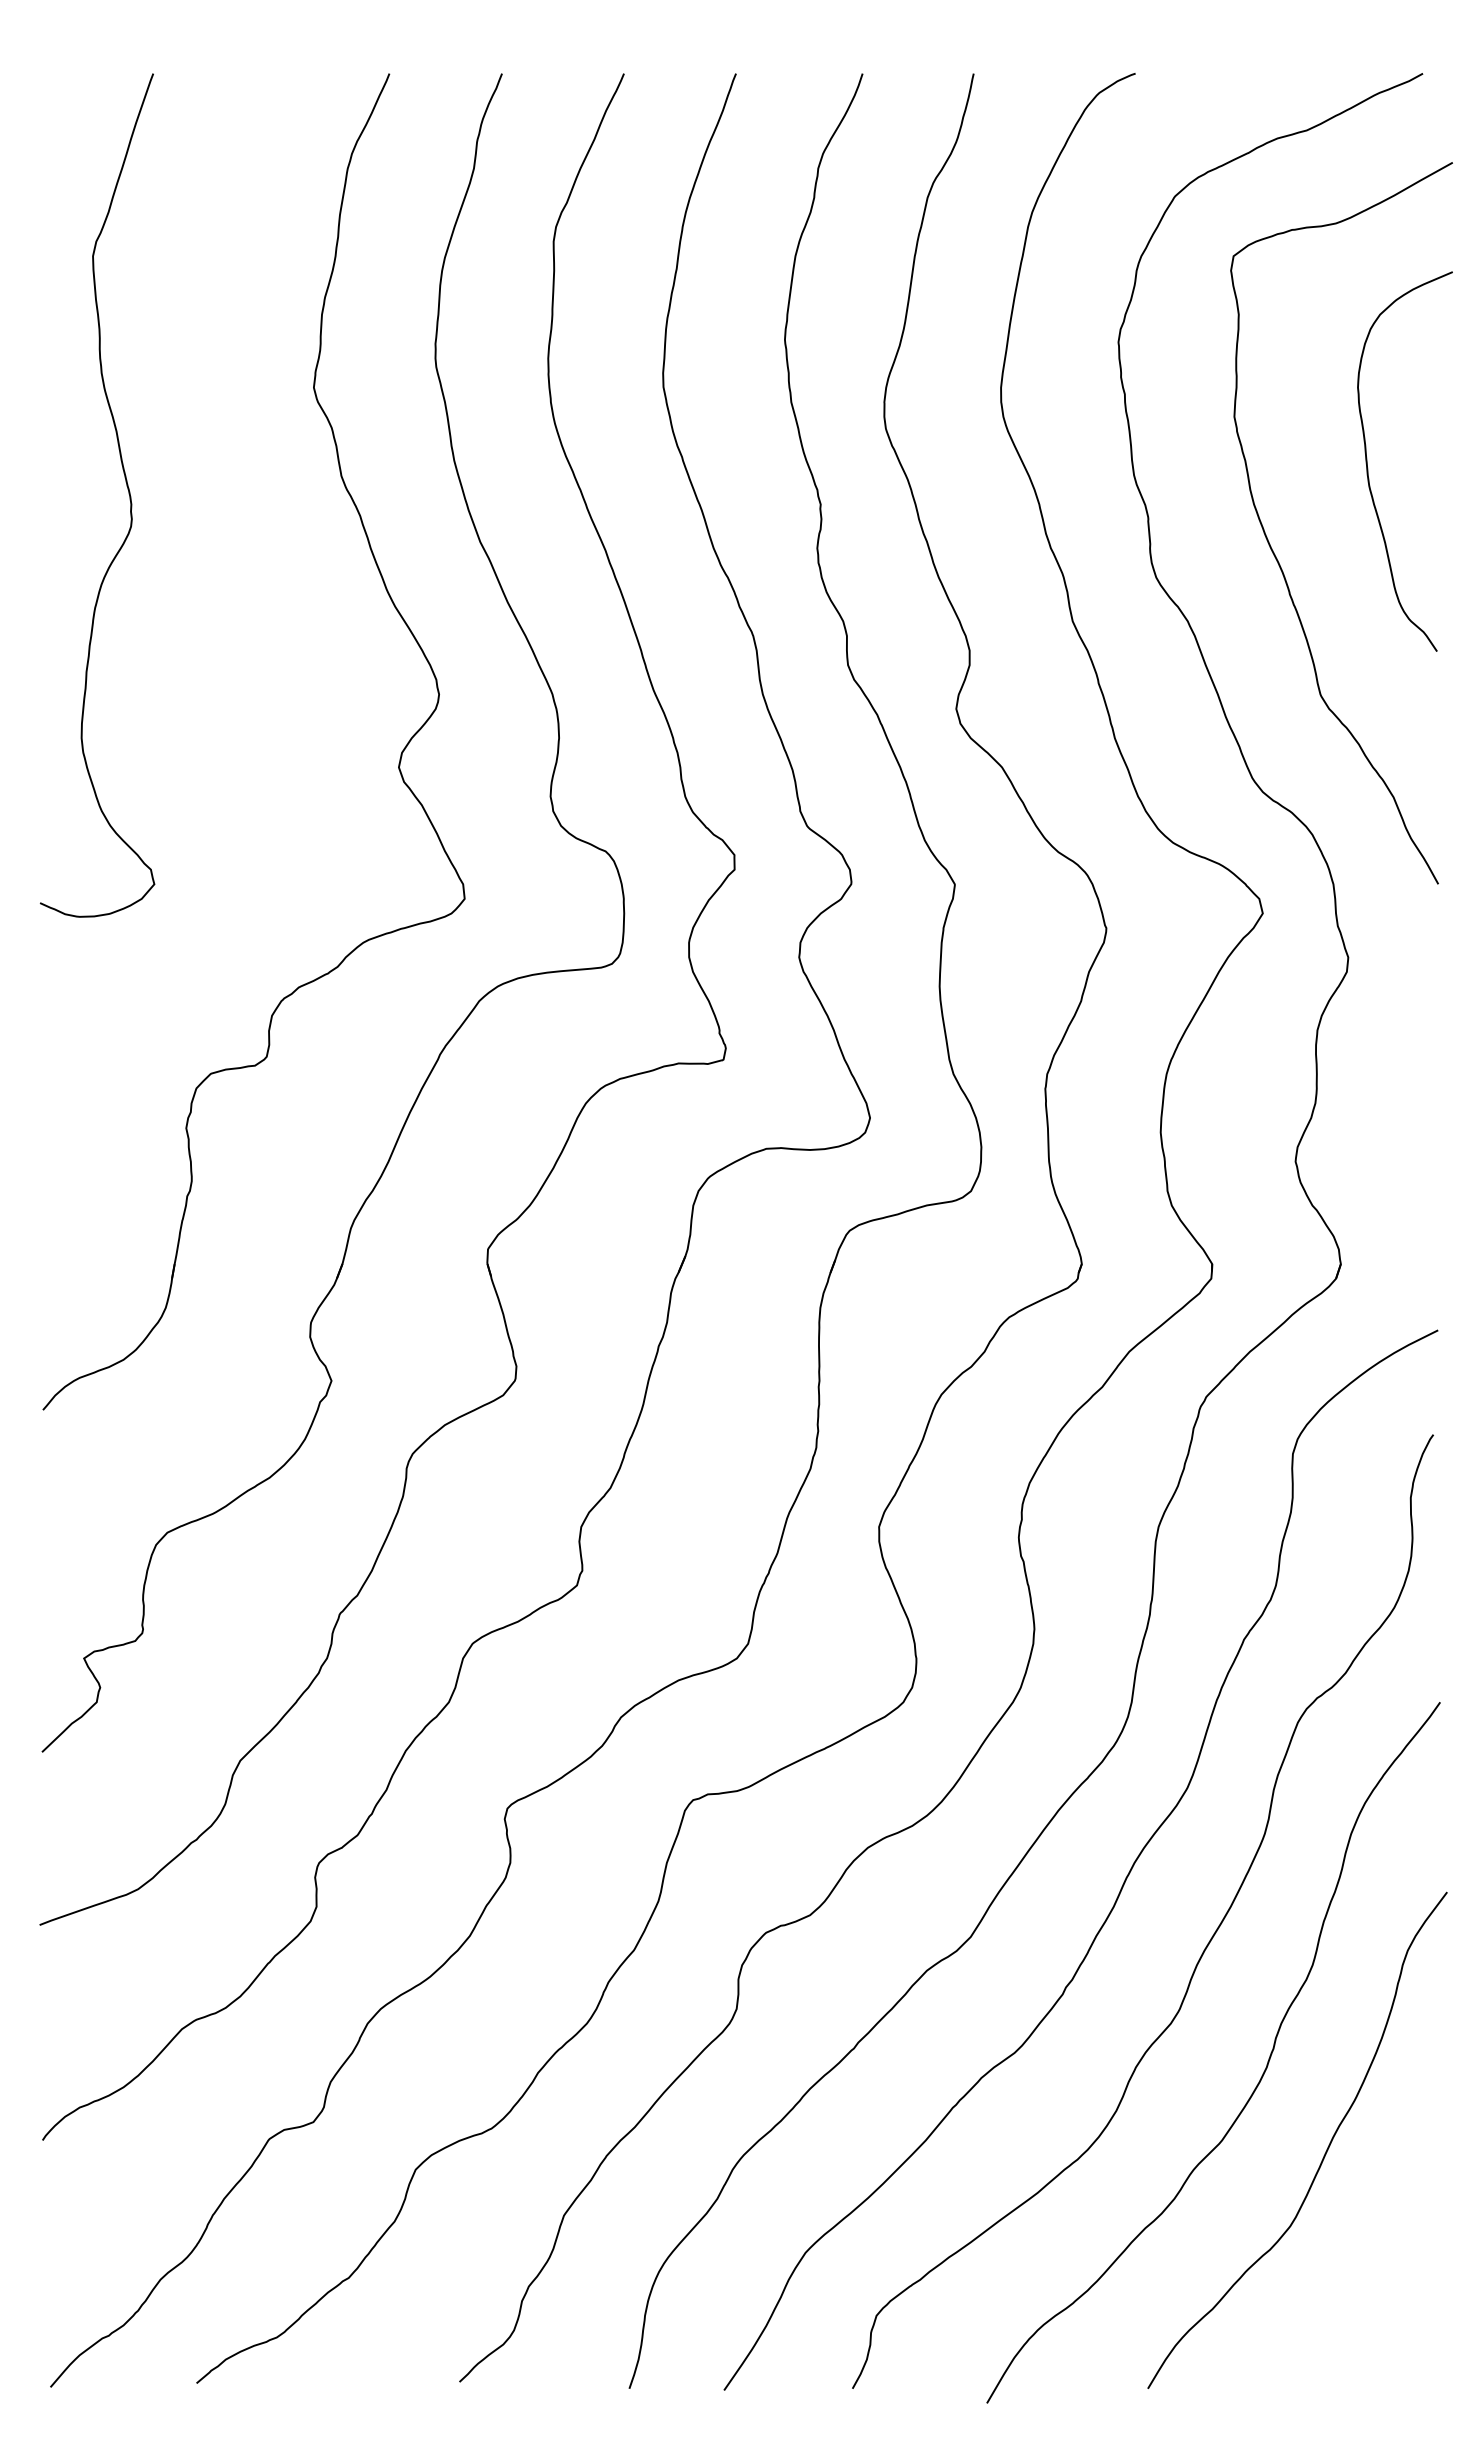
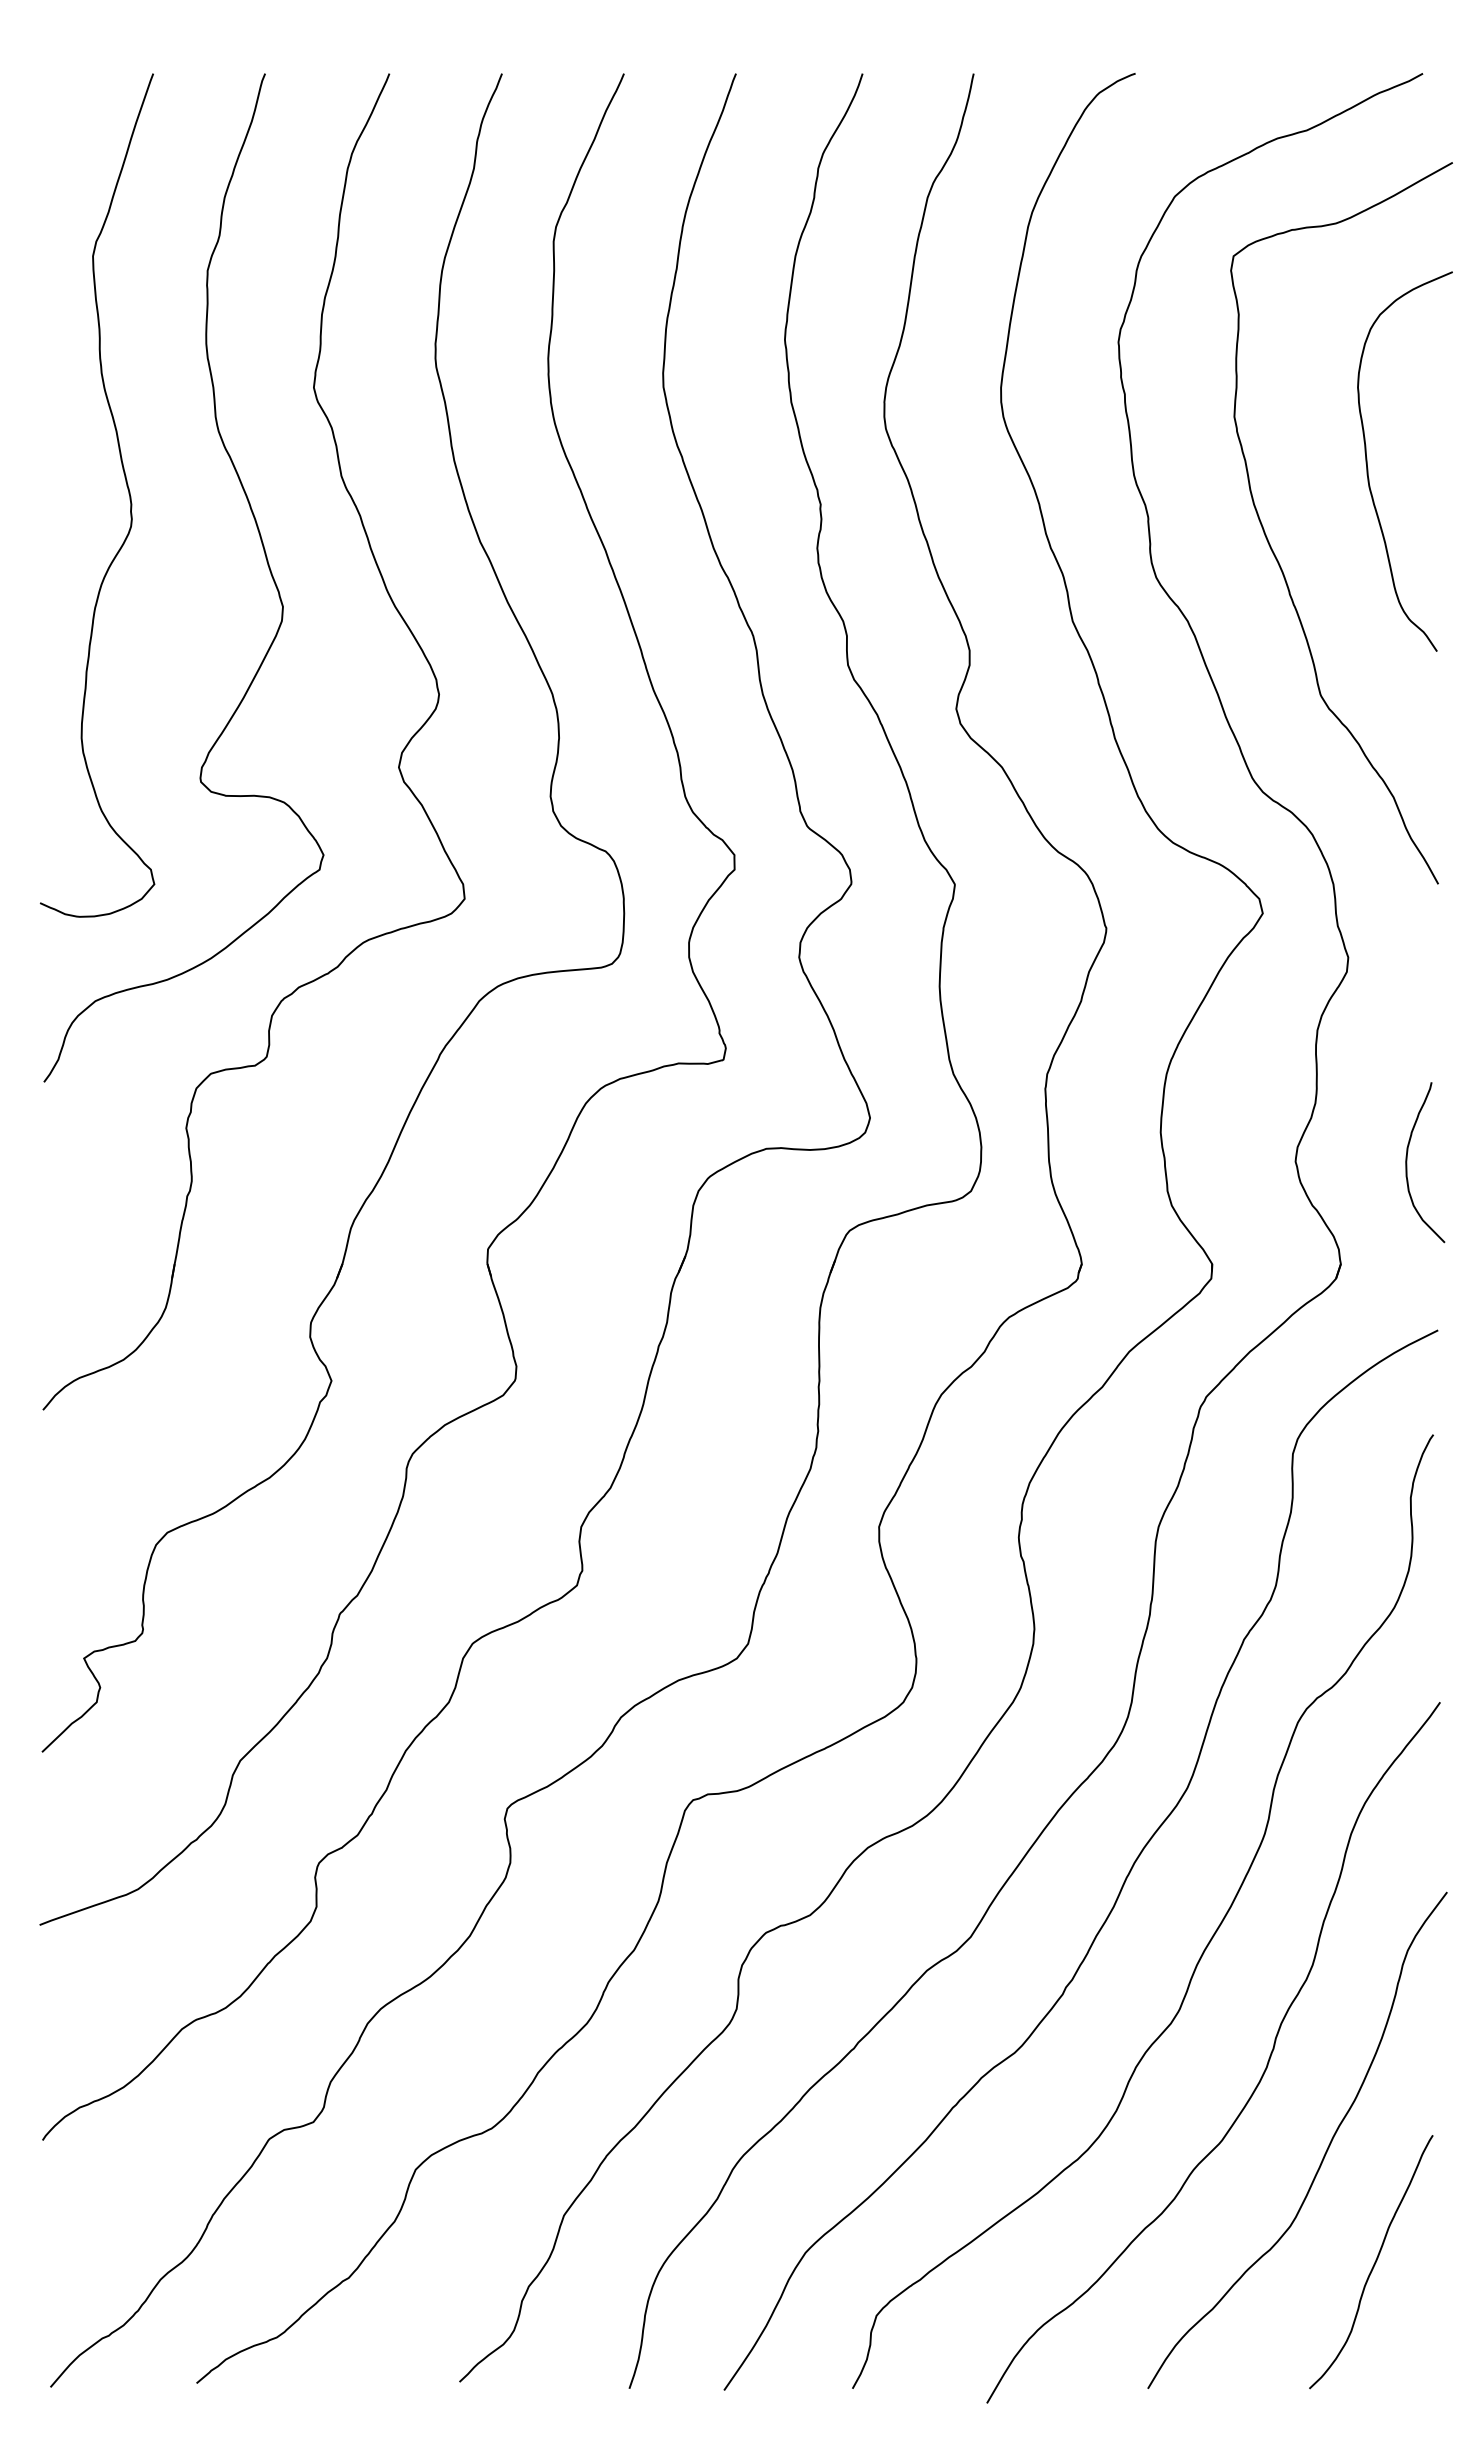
curve: none -> present (263, 551)
curve: none -> present (1407, 1162)
curve: none -> present (1373, 2264)
